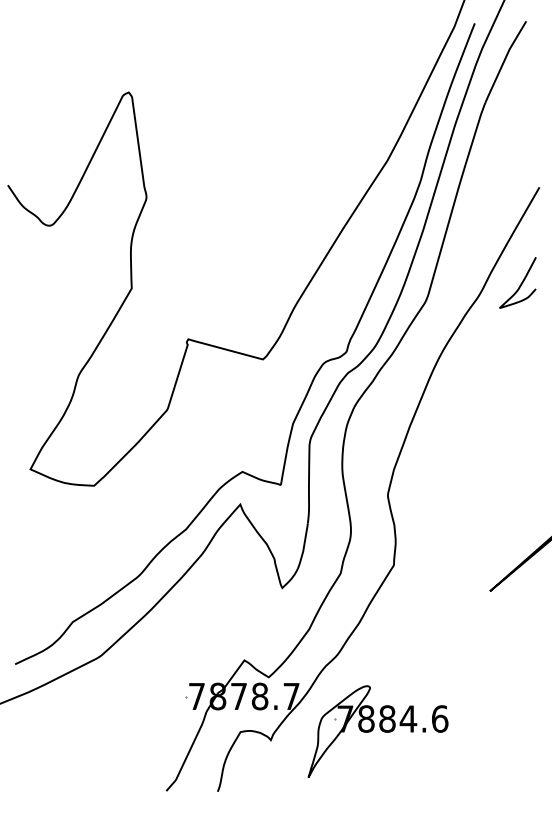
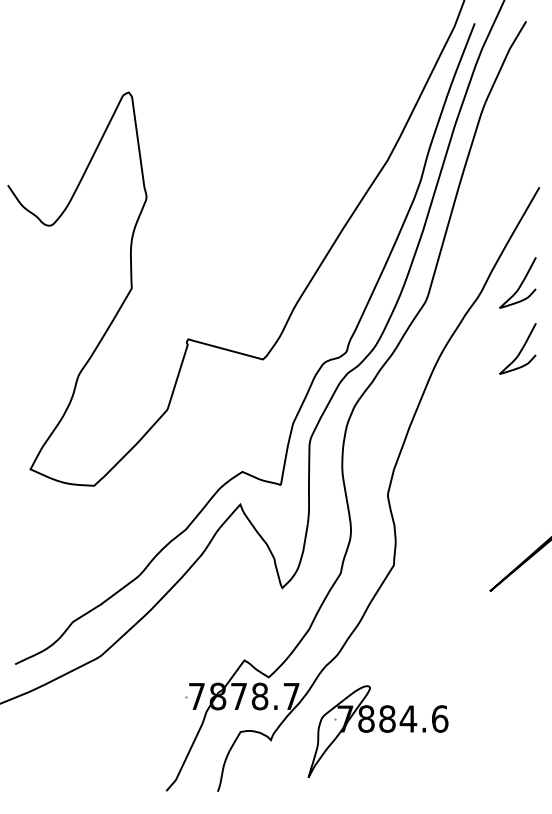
curve: none -> present (520, 349)
